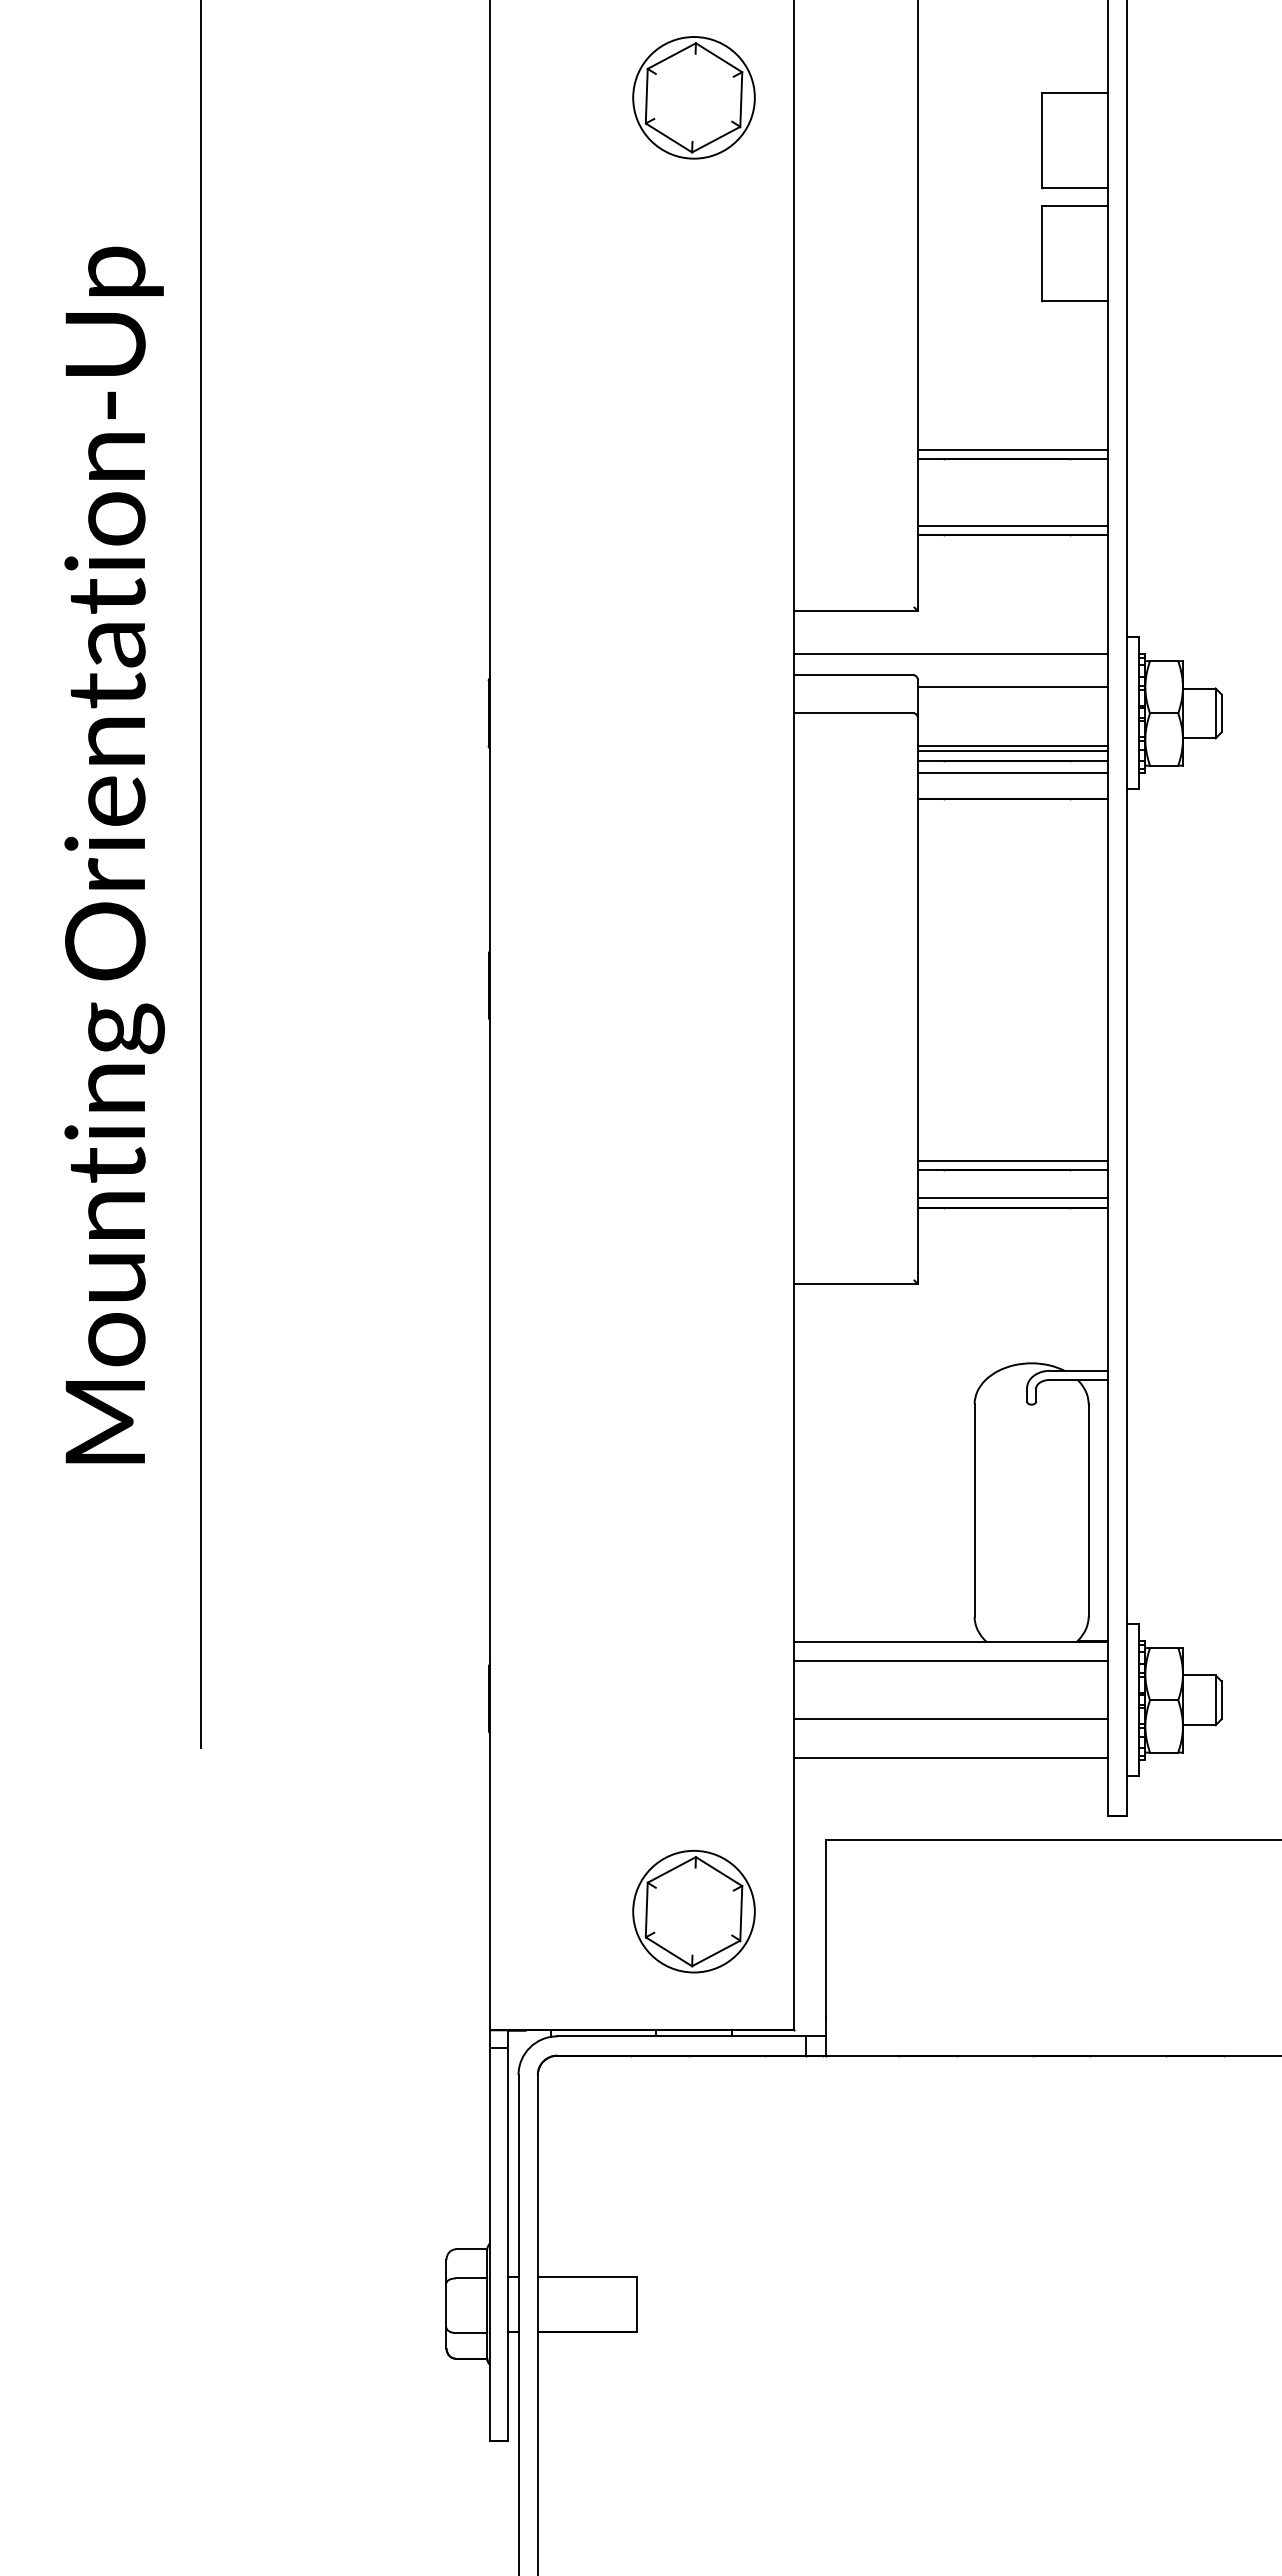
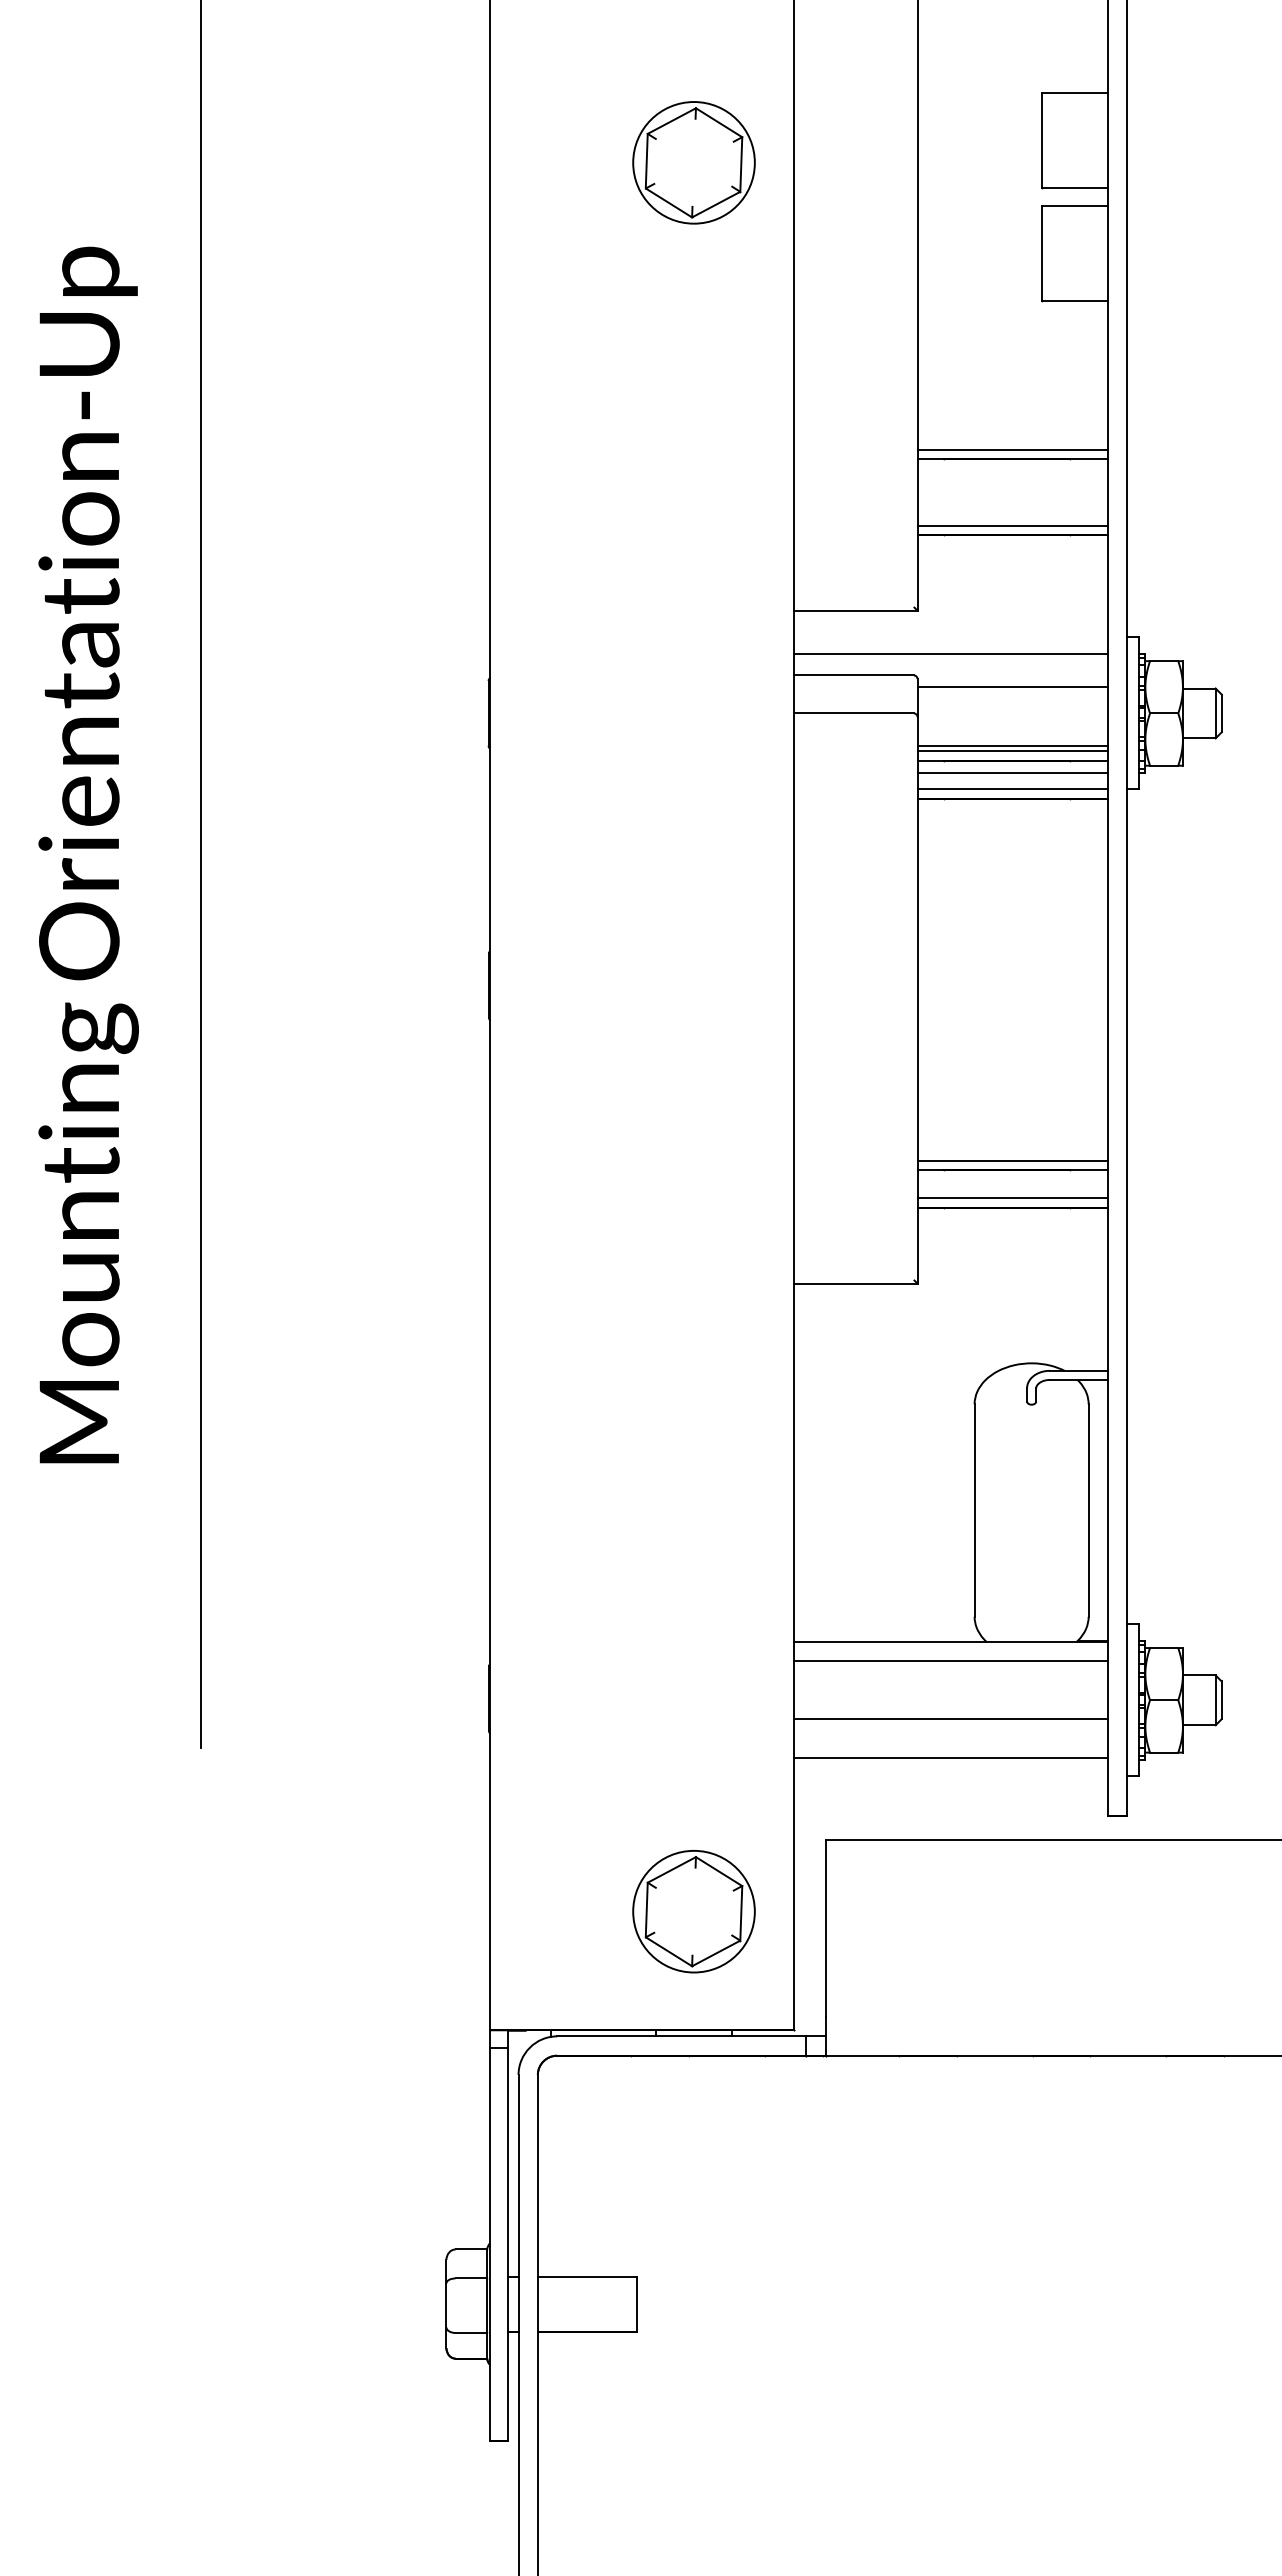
part position: (693, 97) -> (693, 162) (693, 162)
line: none -> present (1012, 789)
text position: (114, 854) -> (88, 854) (88, 854)
